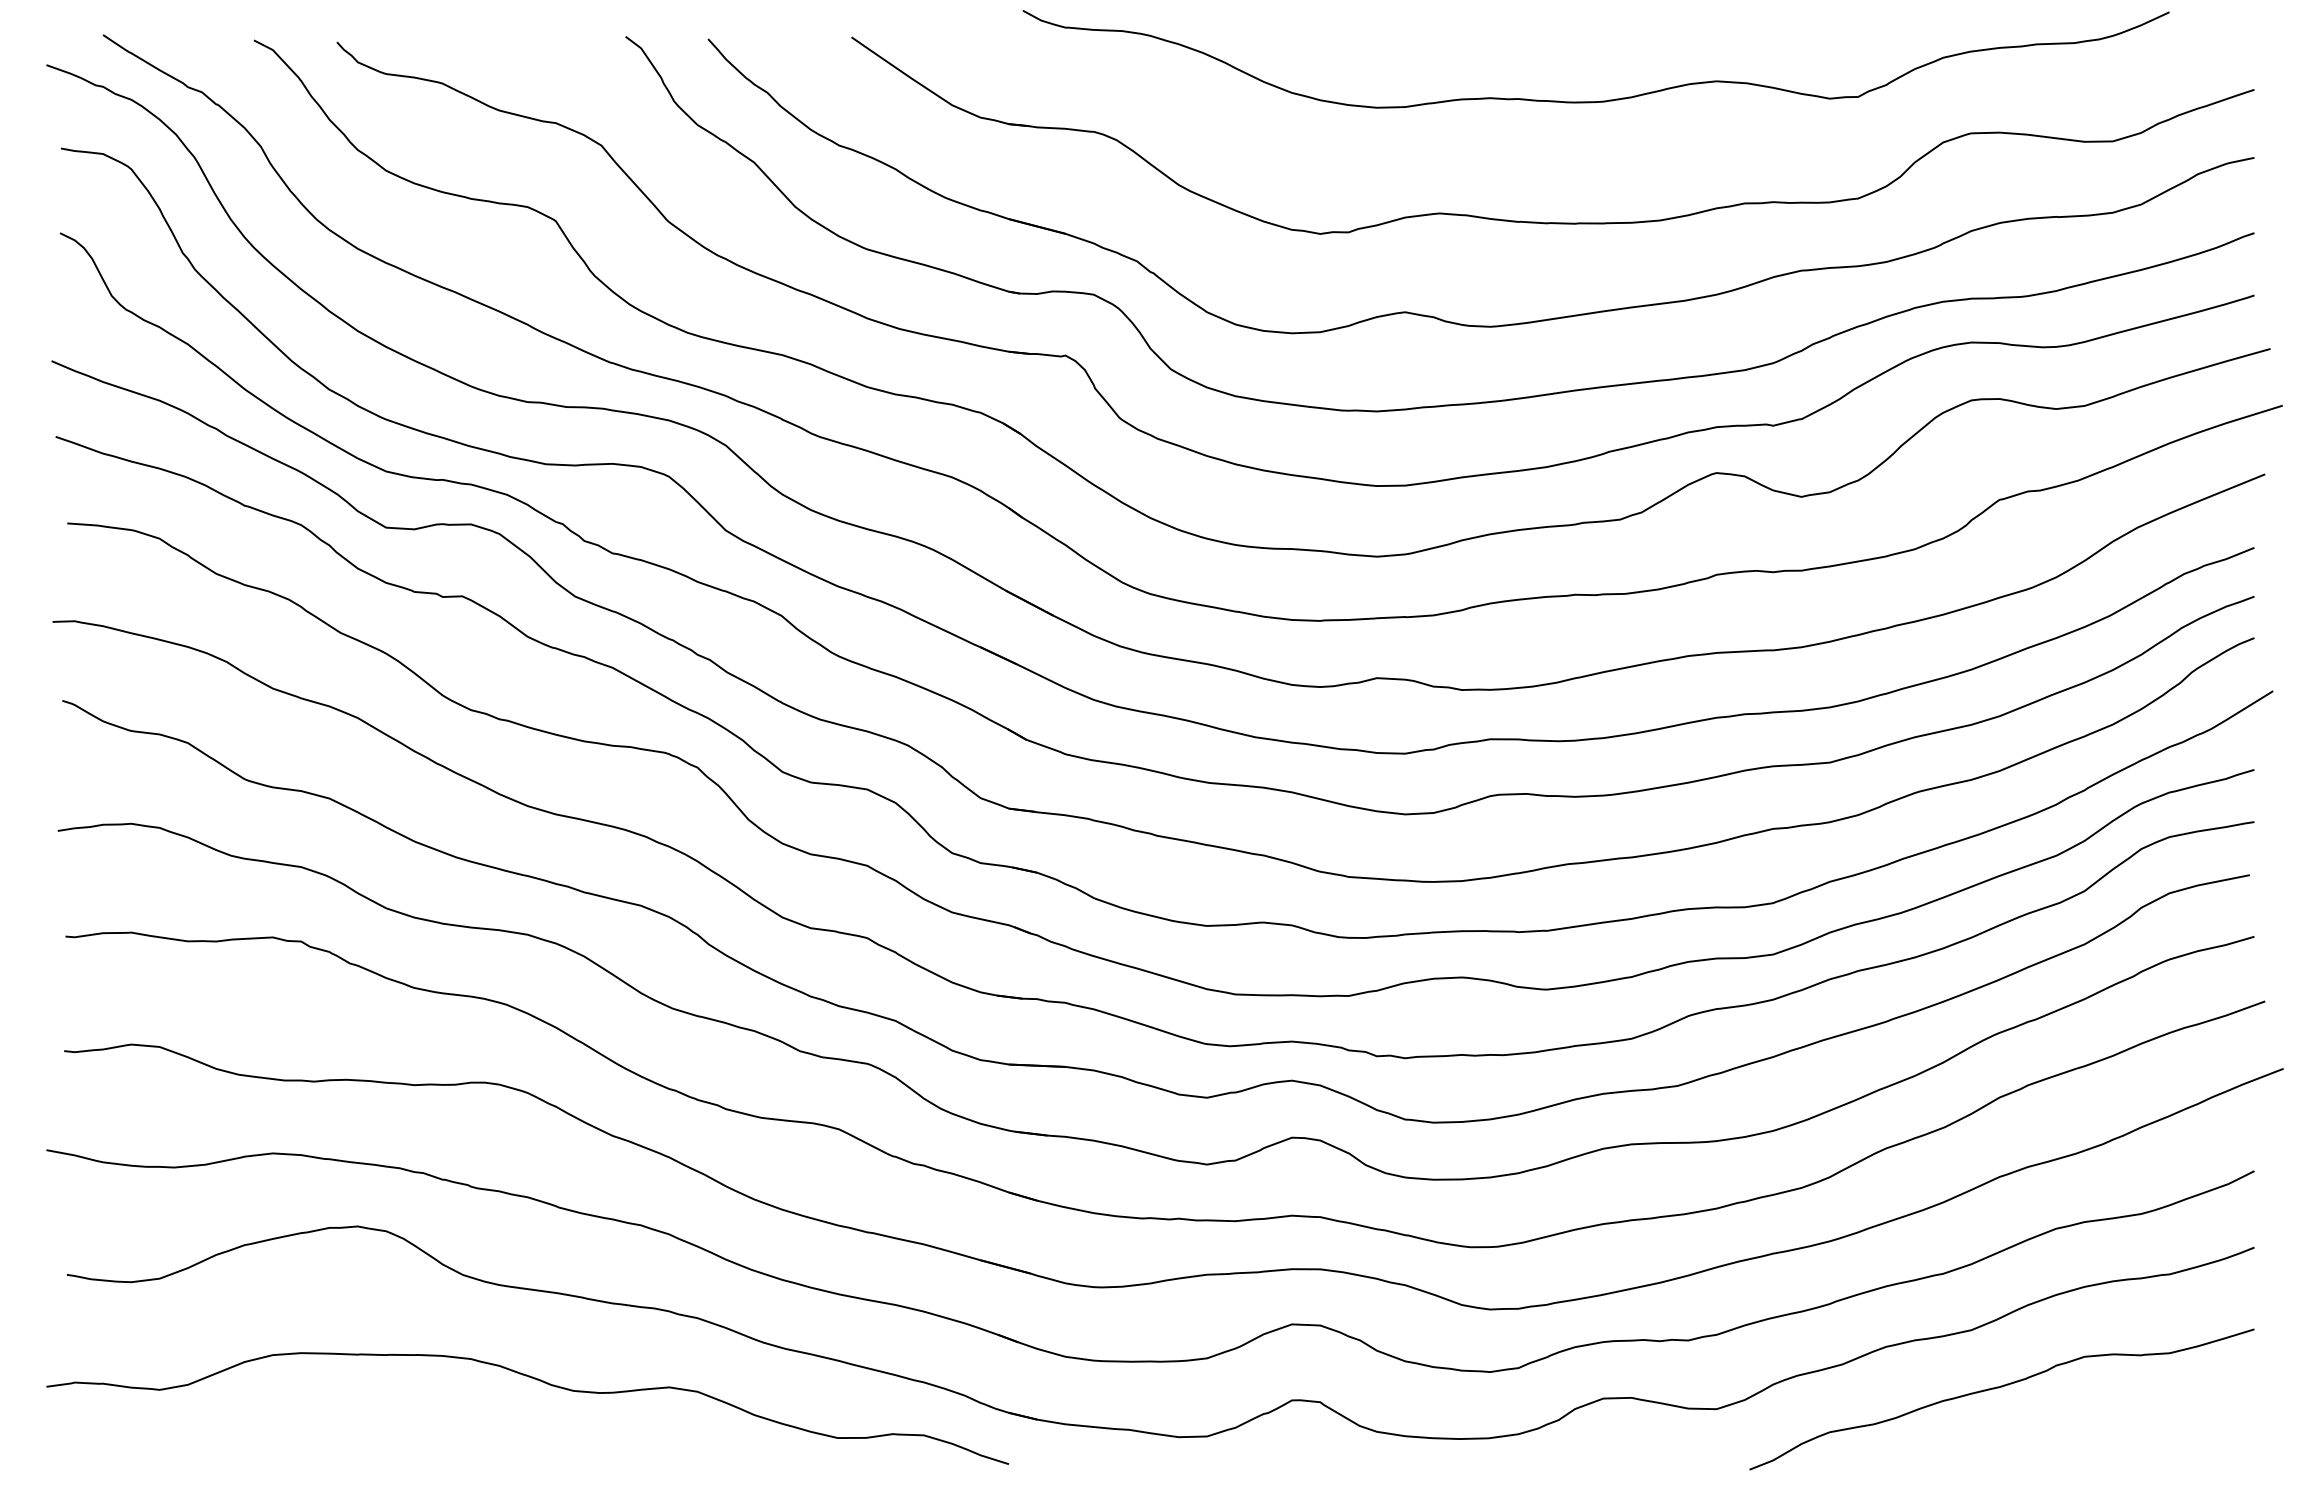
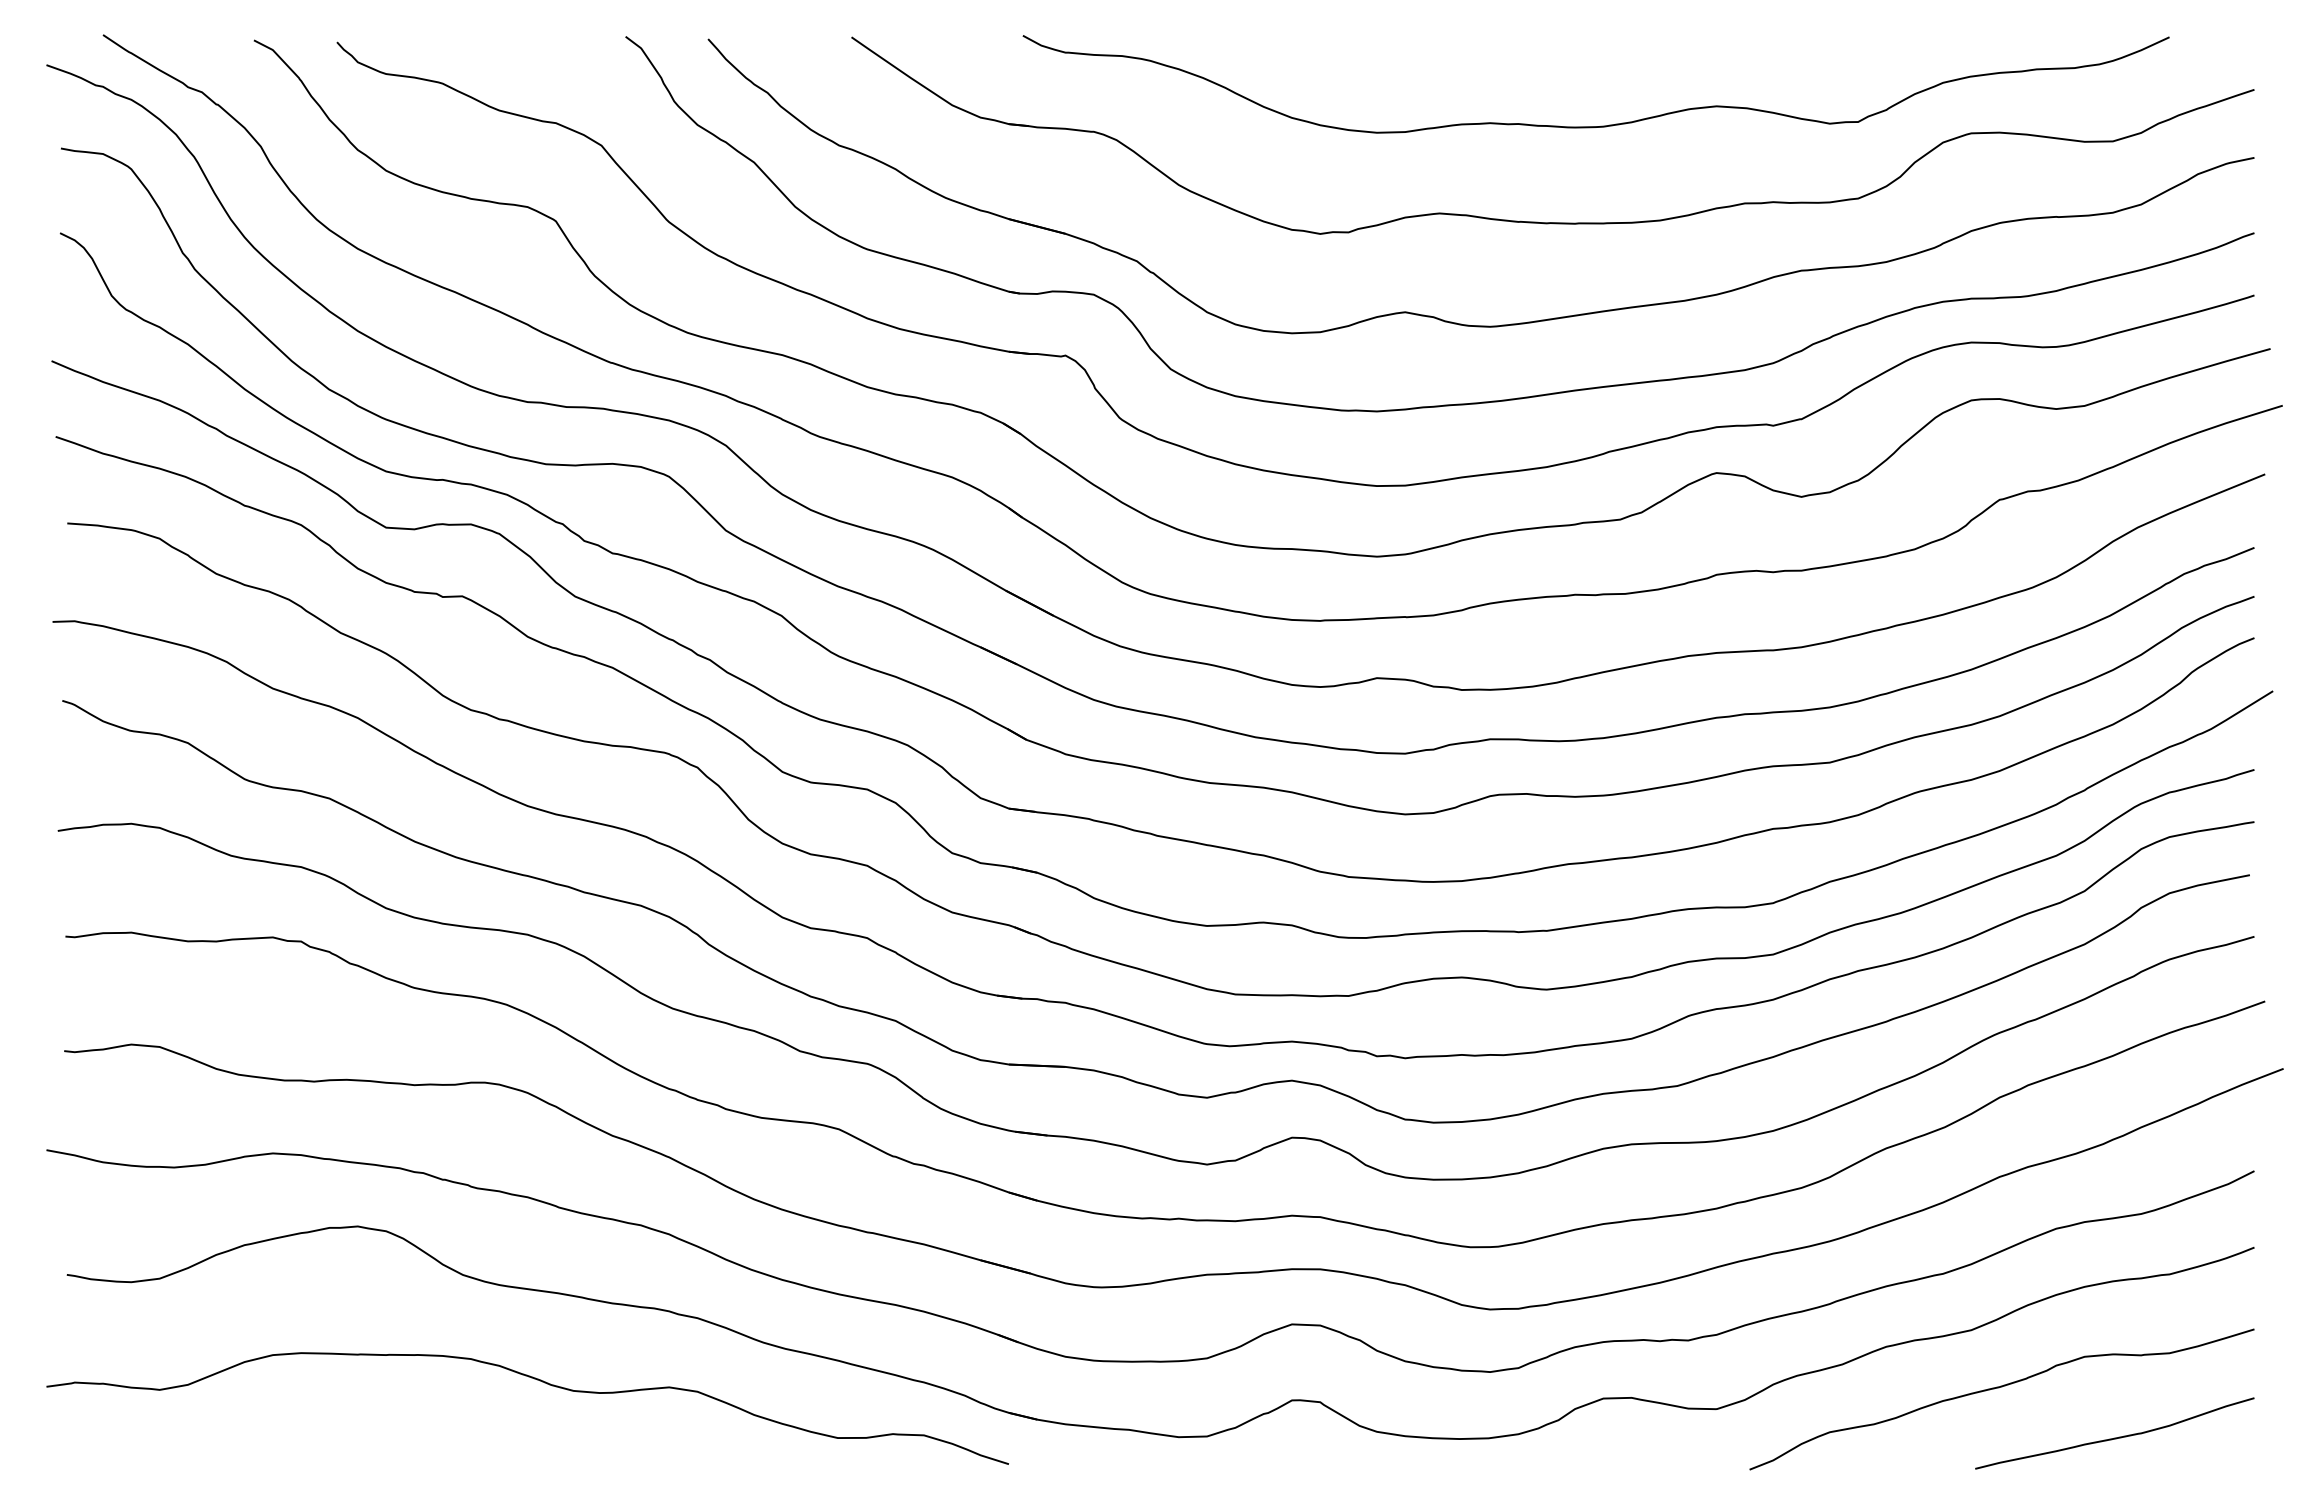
curve position: (1601, 100) -> (1601, 125) (1601, 125)
curve: none -> present (2114, 1437)
